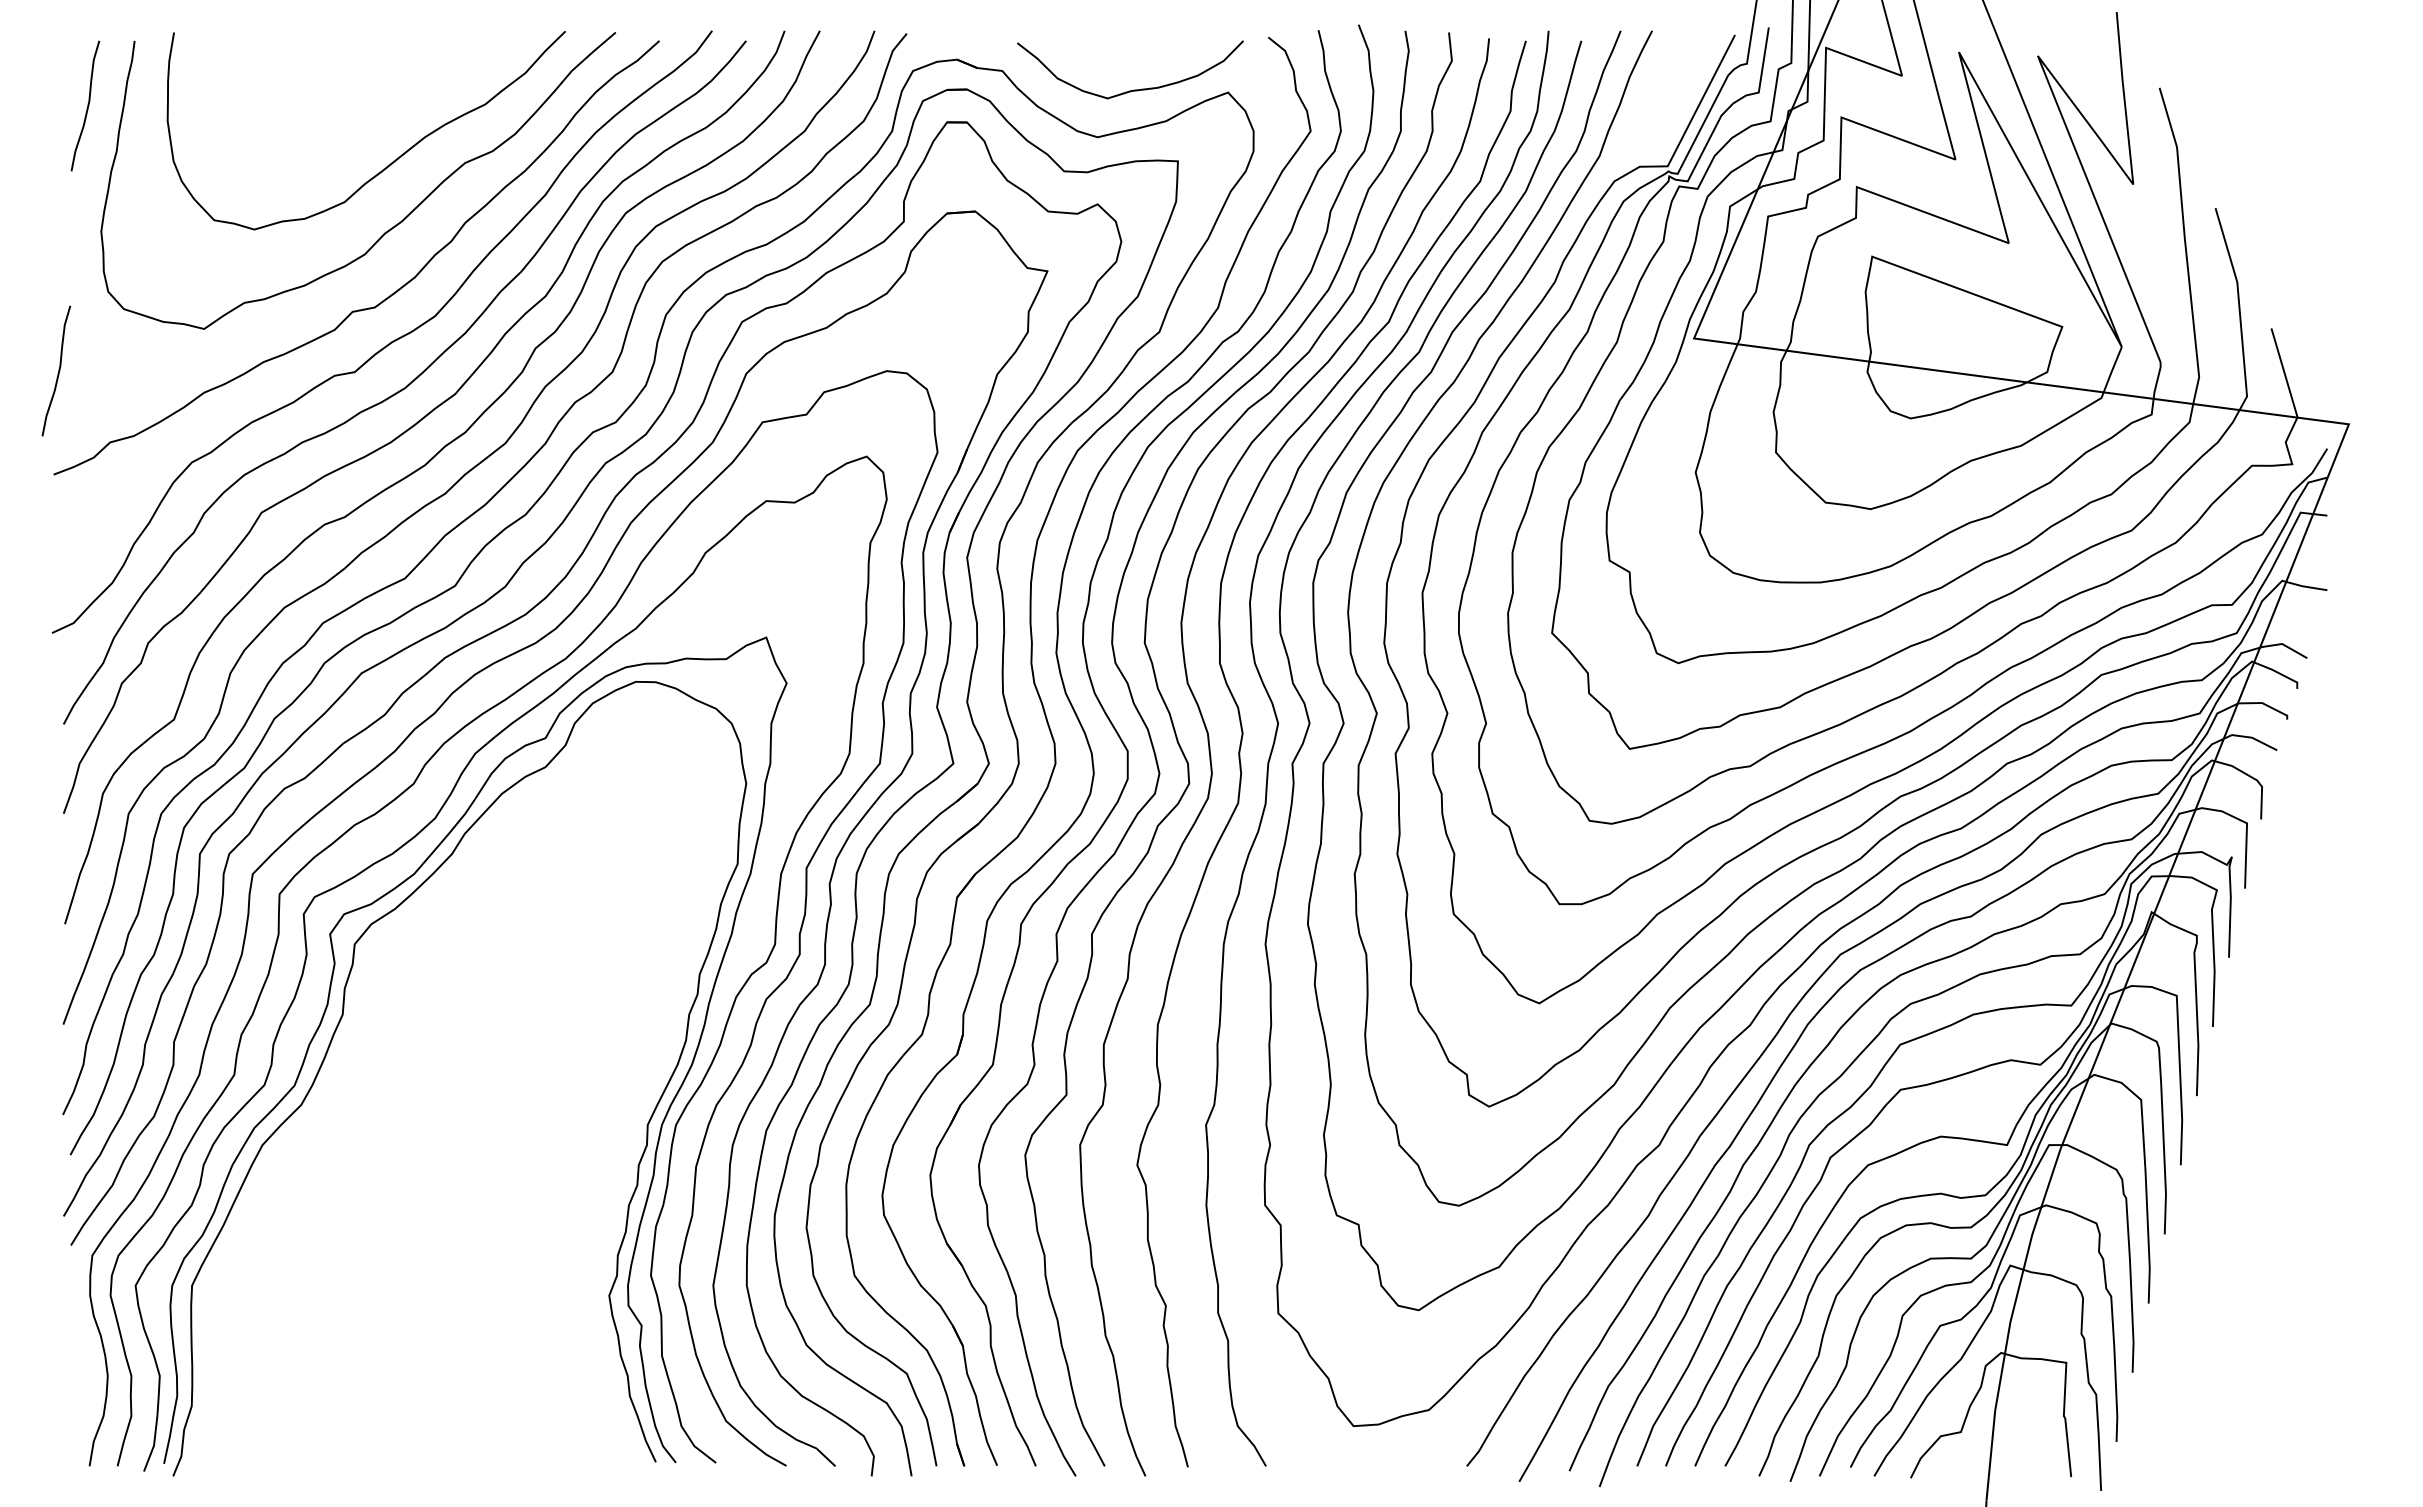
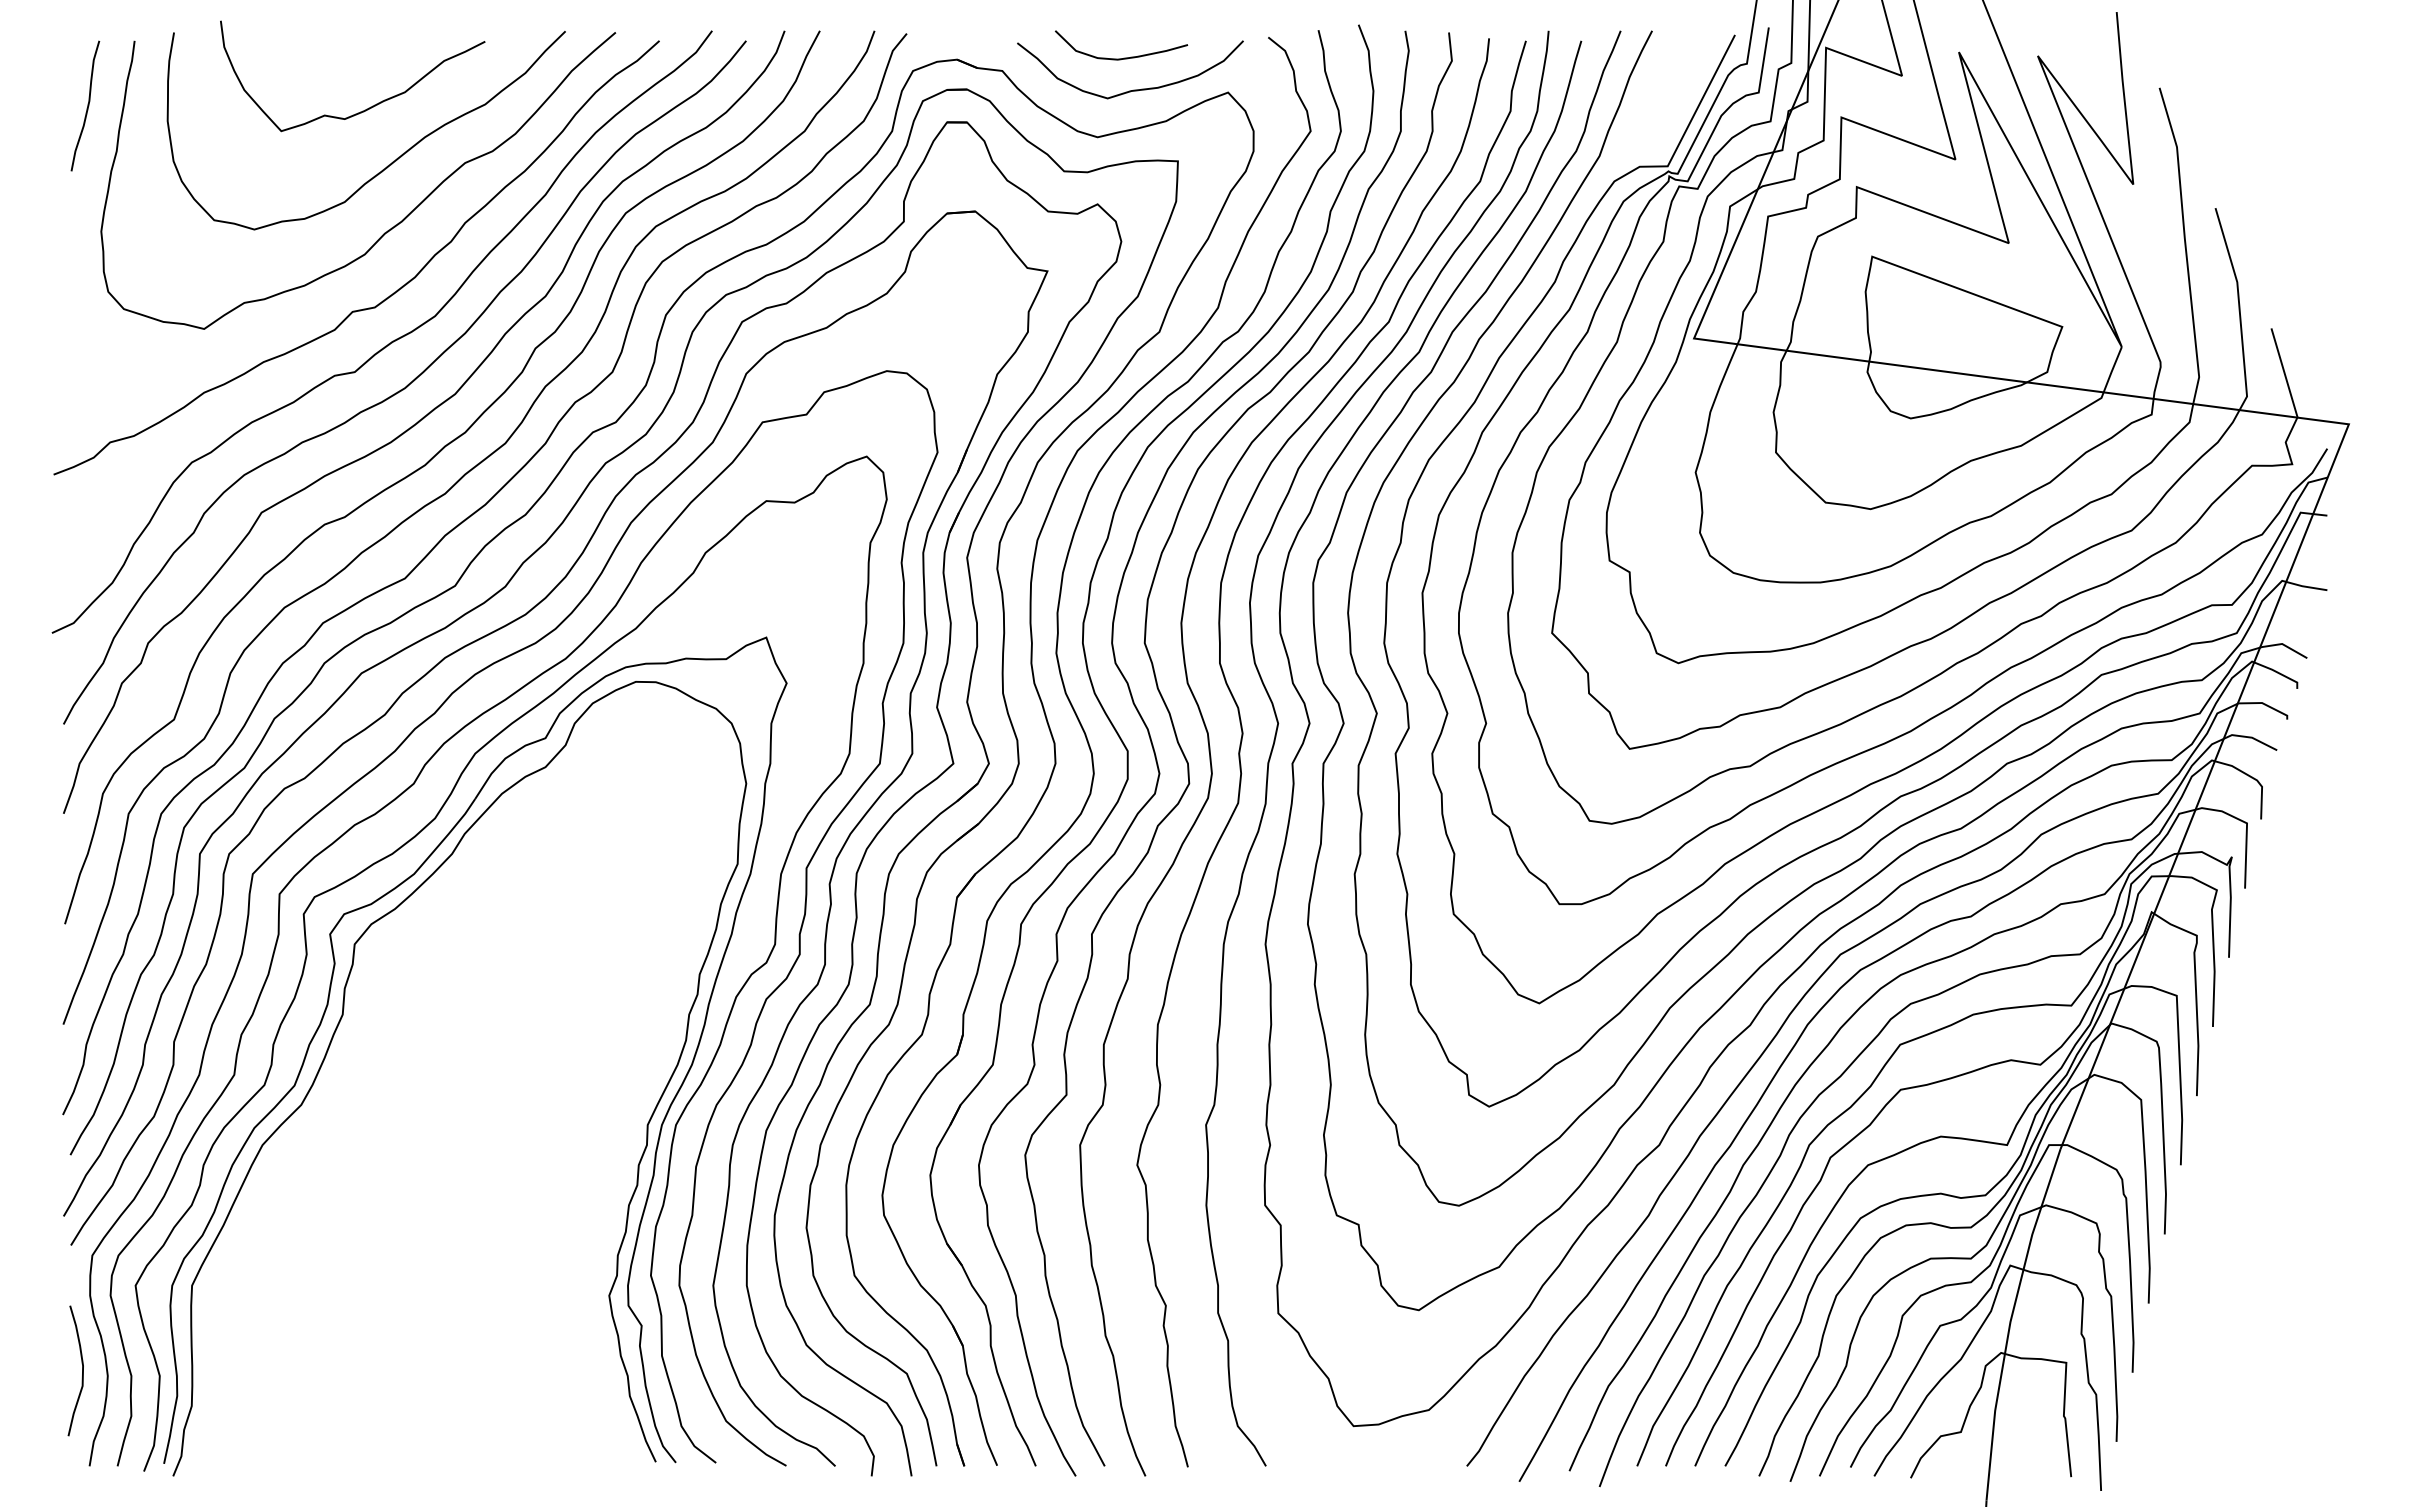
curve: none -> present (1124, 57)
curve: none -> present (368, 107)
curve: present -> none (58, 370)
curve: none -> present (82, 1370)
